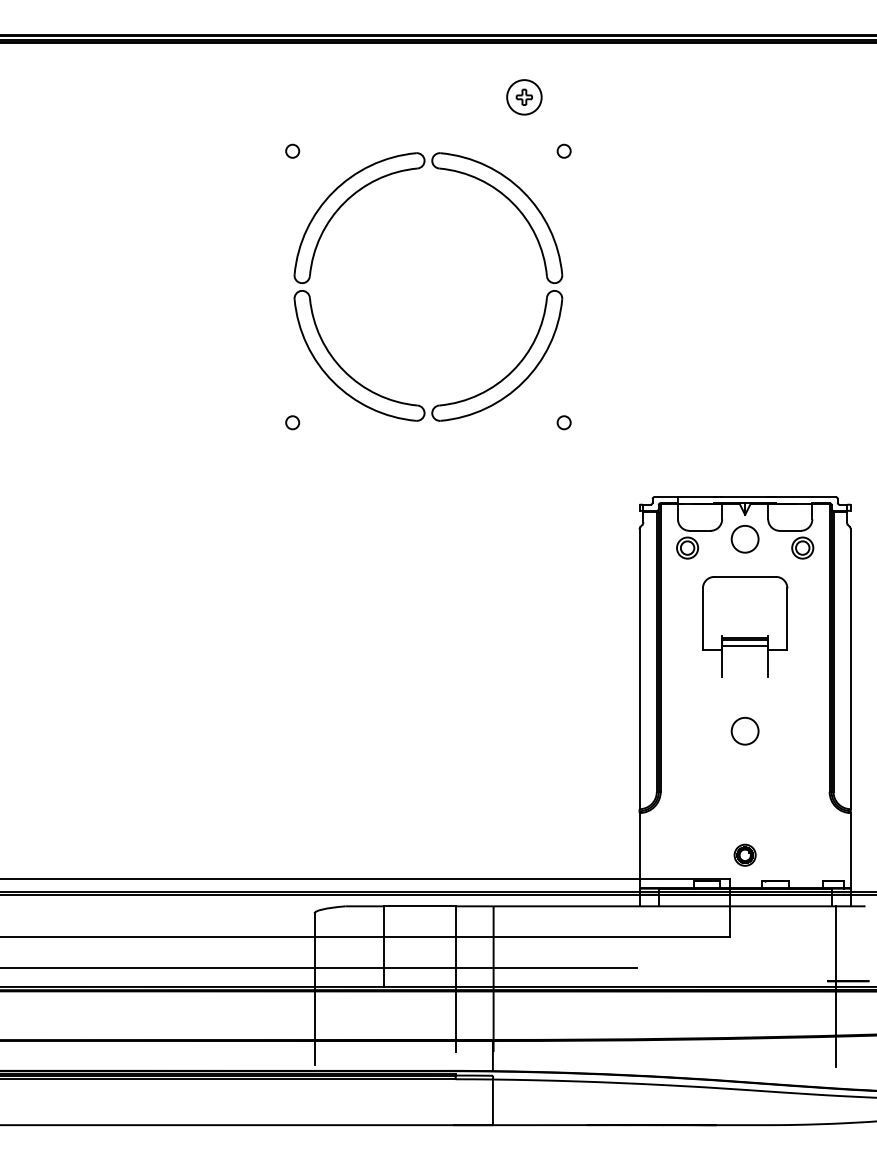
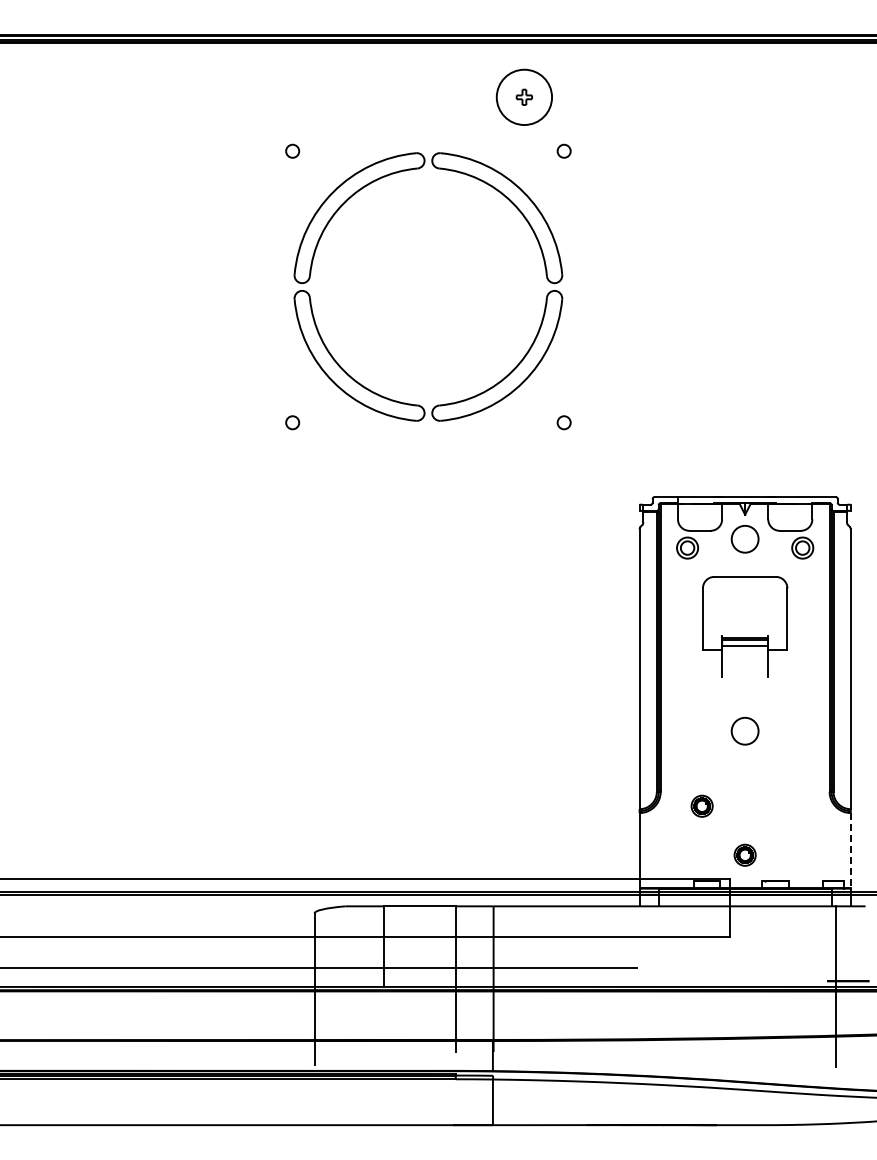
circle diameter: 35 px -> 55 px (524, 97)
part: none -> present (701, 805)
line: solid -> dashed (850, 850)
